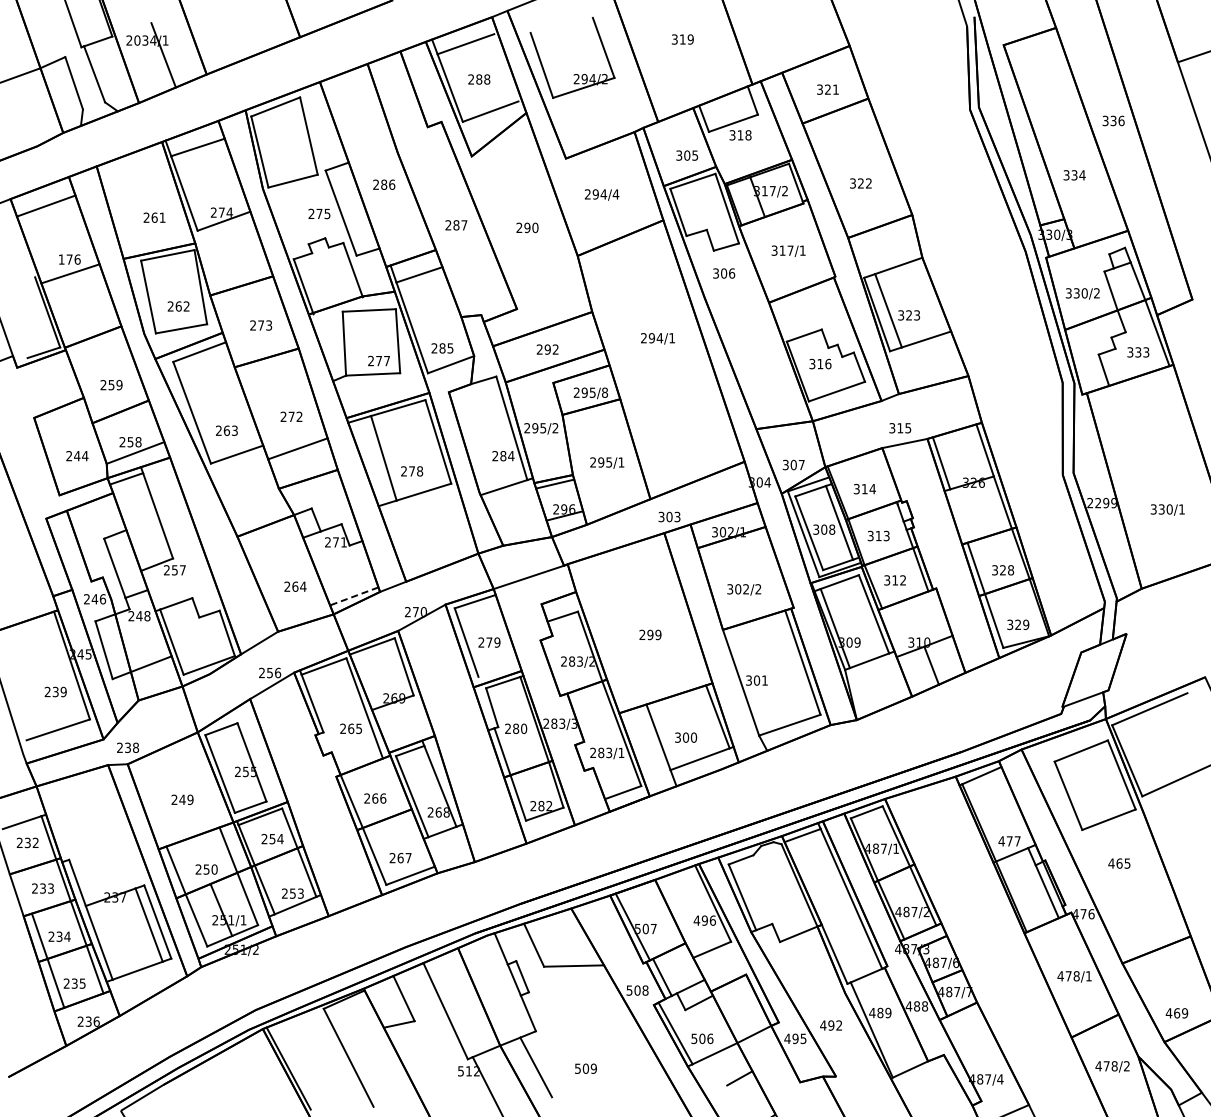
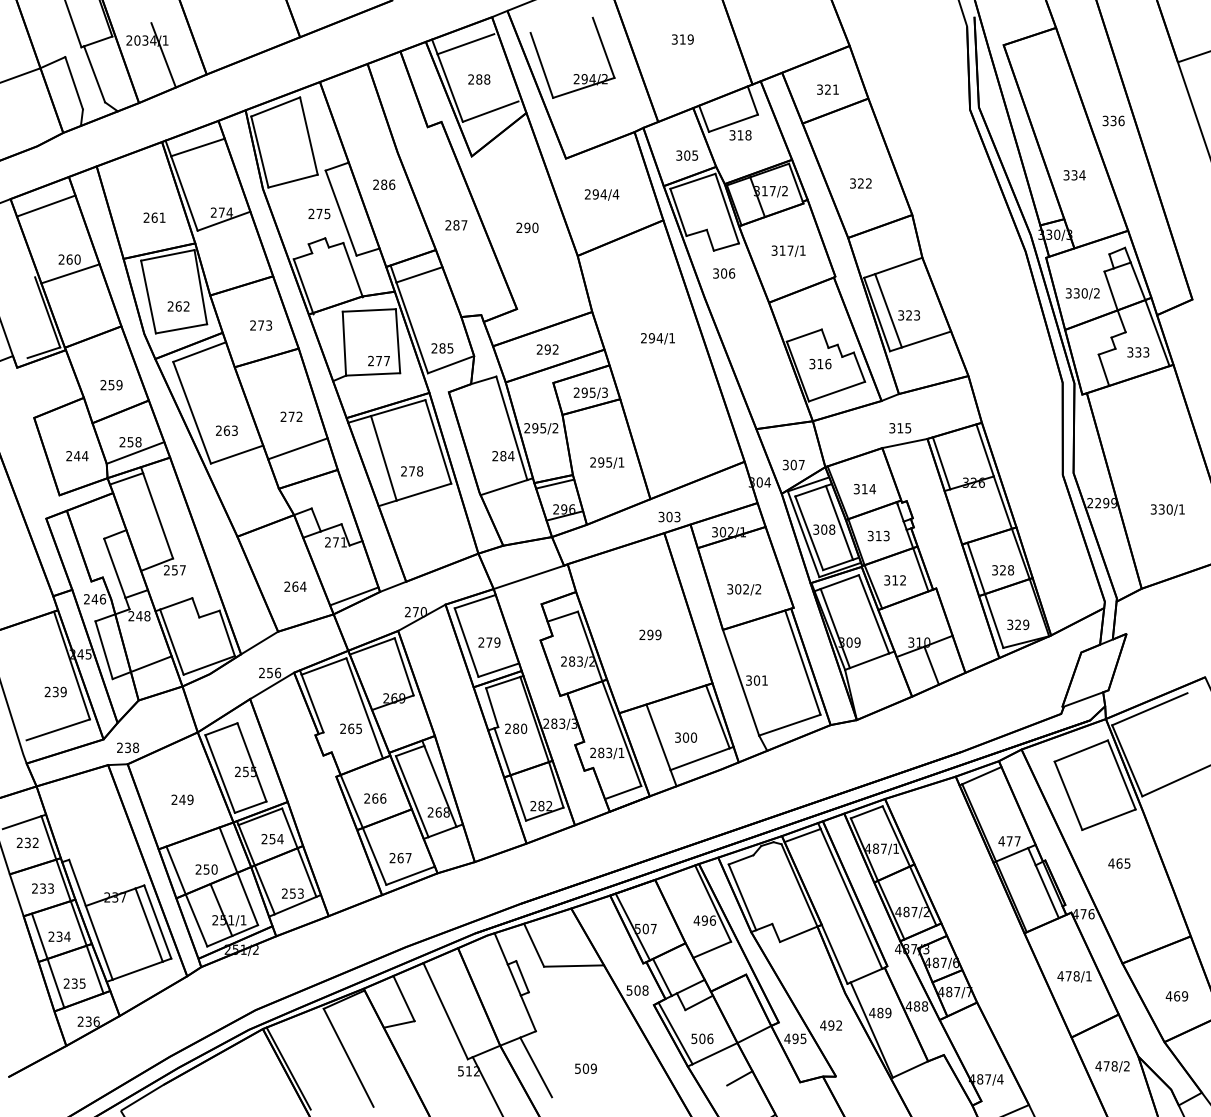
text: 176 -> 260 (69, 259)
text: 295/8 -> 295/3 (604, 392)
line: dashed -> solid (354, 596)
line: none -> present (498, 669)
text position: (1176, 1013) -> (1176, 996) (1176, 996)
